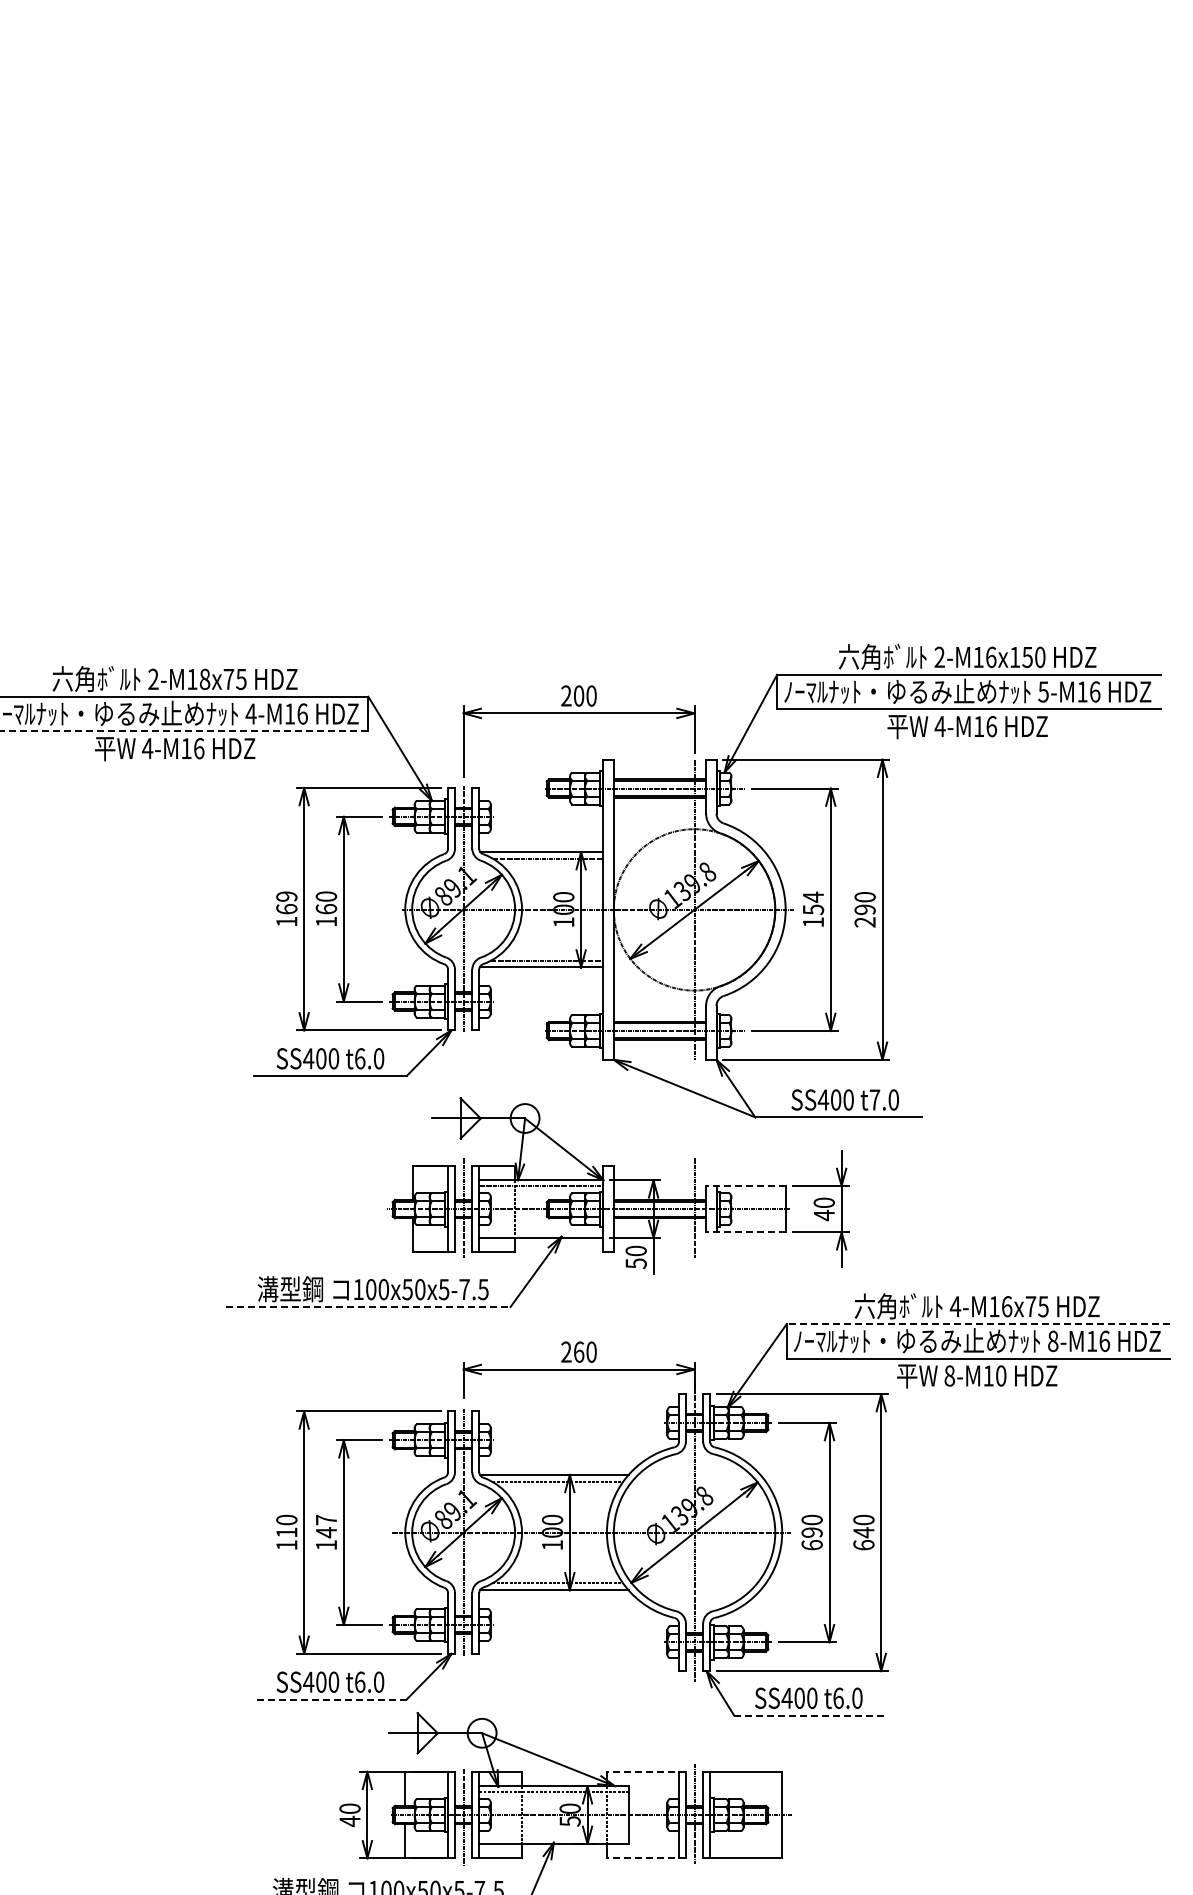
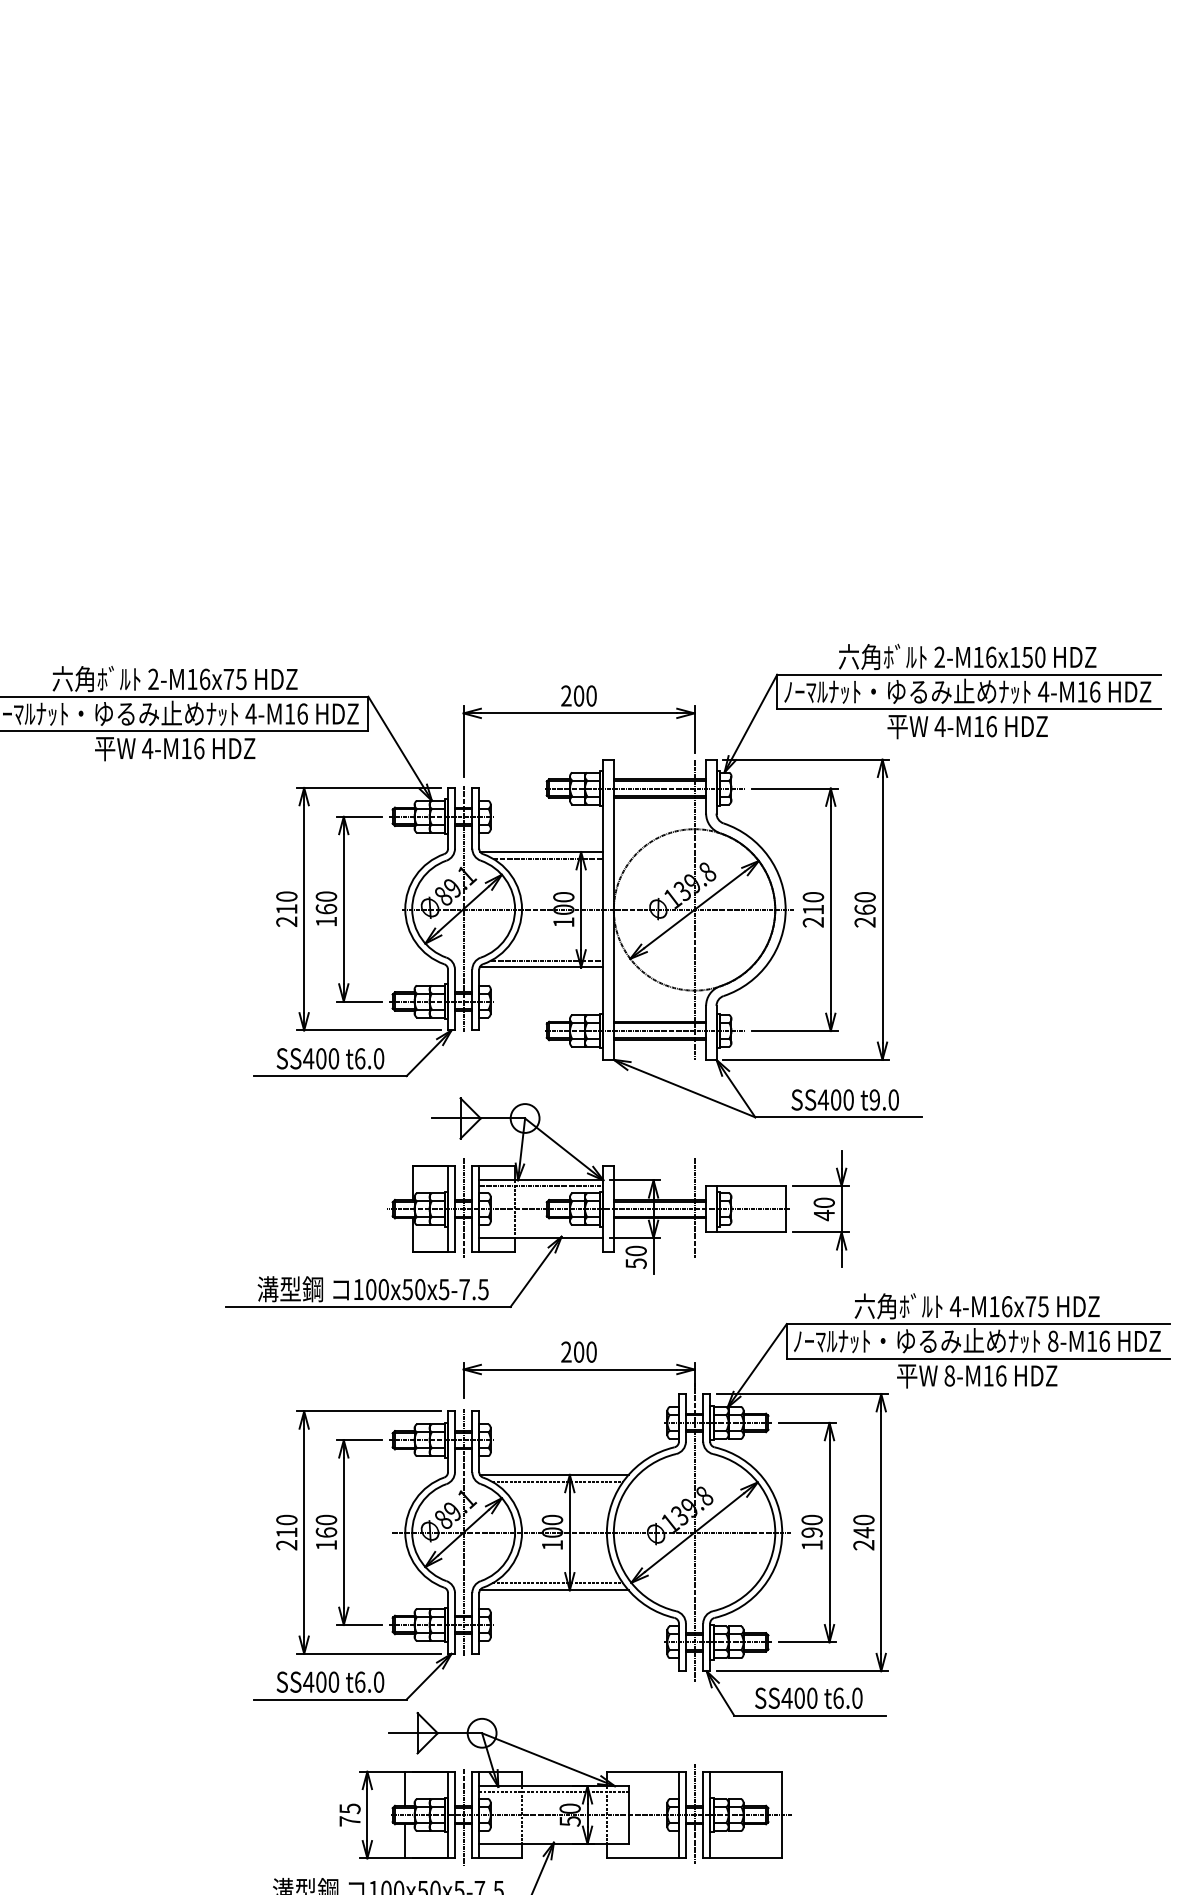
text: 2-M18x75 -> 2-M16x75 (204, 678)
text: 5-M16 -> 4-M16 (1043, 691)
line: dashed -> solid (184, 731)
text: 169 -> 210 (286, 908)
text: 154 -> 210 (813, 909)
text: 290 -> 260 (864, 909)
text: t7.0 -> t9.0 (874, 1099)
line: dashed -> solid (745, 1186)
line: dashed -> solid (745, 1232)
line: dashed -> solid (368, 1306)
line: dashed -> solid (978, 1324)
text: 260 -> 200 (579, 1351)
text: 8-M10 -> 8-M16 (1001, 1375)
text: 147 -> 160 (326, 1526)
text: 110 -> 210 (286, 1545)
text: 690 -> 190 (811, 1545)
text: 640 -> 240 (863, 1545)
line: dashed -> solid (329, 1699)
line: dashed -> solid (809, 1715)
line: dashed -> solid (645, 1771)
text: 40 -> 75 (349, 1815)
line: dashed -> solid (645, 1858)
